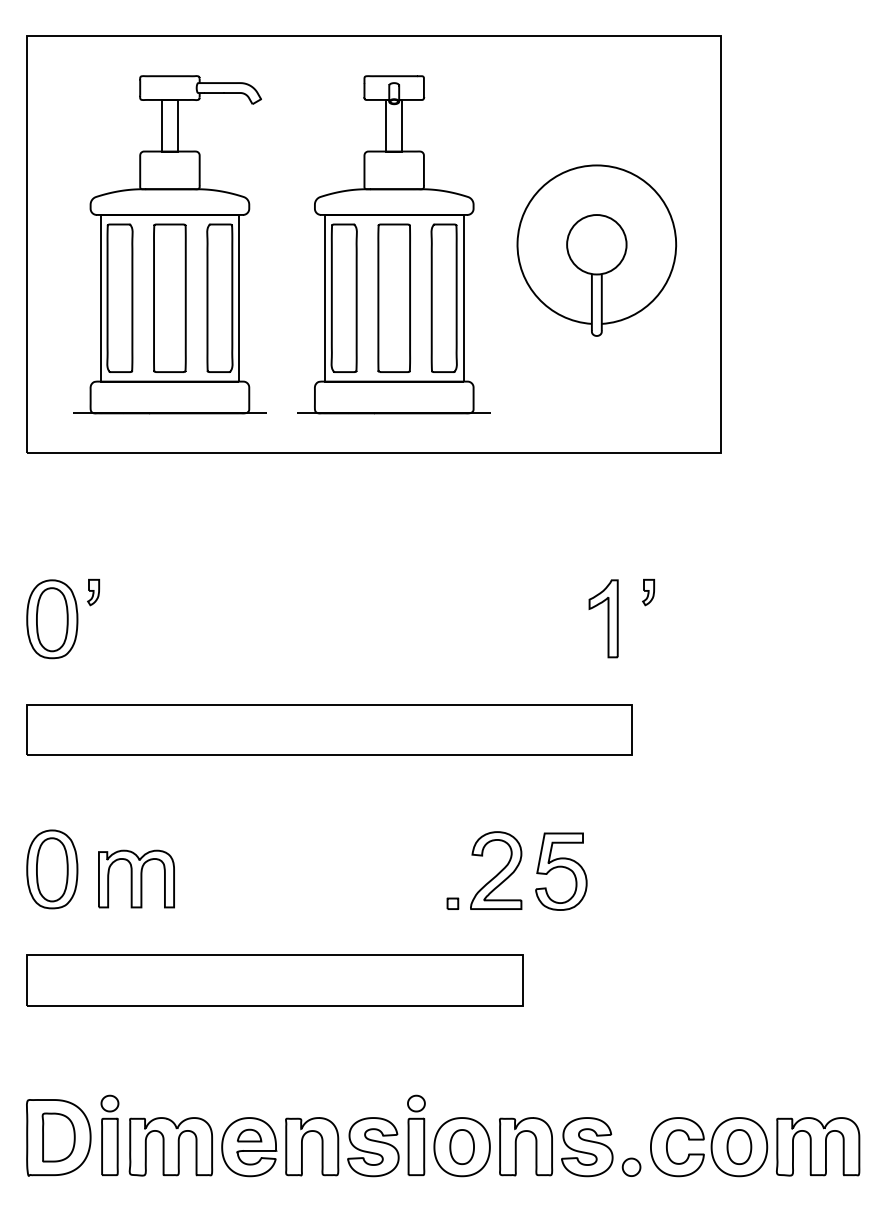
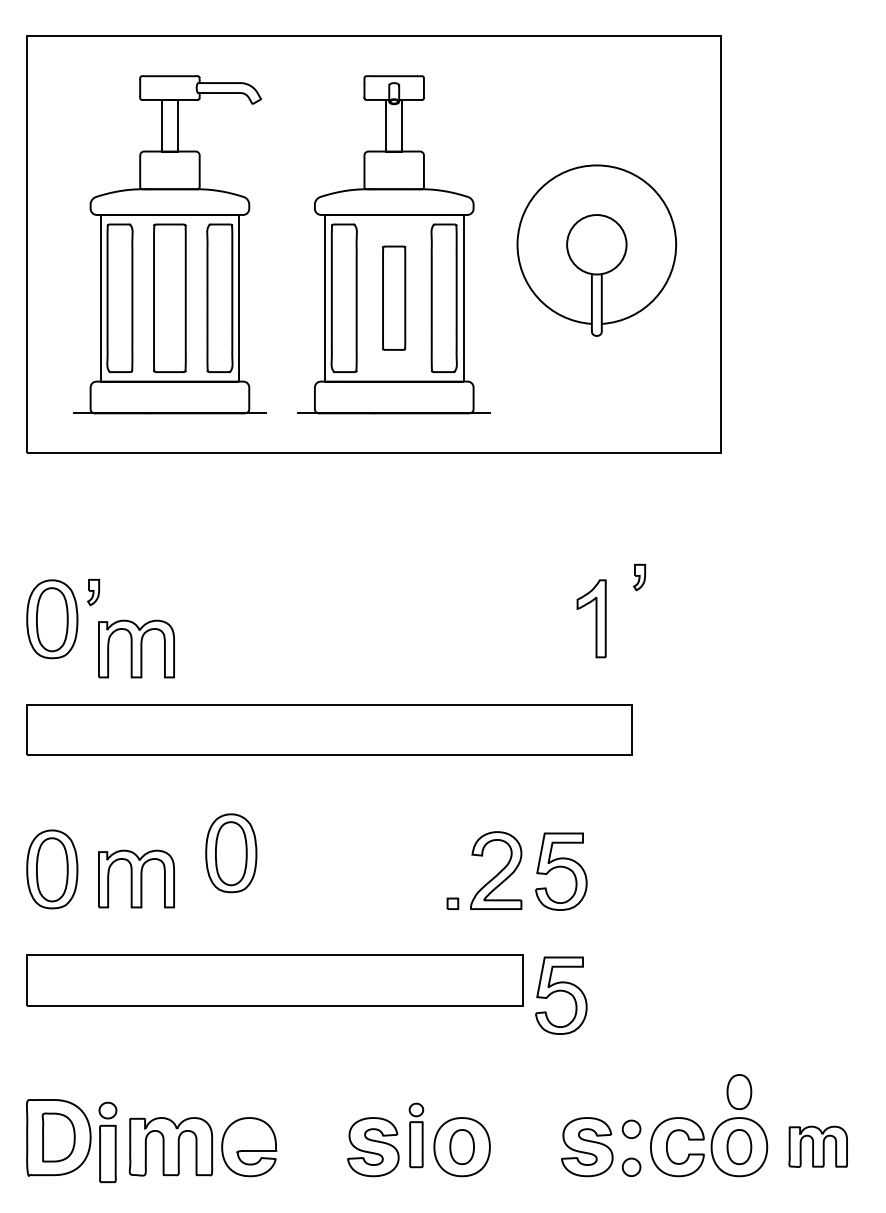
part size: 34x150 px -> 25x106 px (394, 297)
part position: (648, 592) -> (639, 577) (639, 577)
part position: (603, 618) -> (591, 618) (591, 618)
part: none -> present (136, 648)
part: none -> present (231, 853)
part: none -> present (561, 995)
part: none -> present (739, 1091)
part: none -> present (631, 1128)
part position: (109, 1135) -> (107, 1142) (107, 1142)
part: present -> none (249, 1135)
part size: 19x83 px -> 17x67 px (416, 1135)
part: present -> none (321, 1146)
part: present -> none (535, 1146)
part size: 85x60 px -> 60x43 px (817, 1146)
